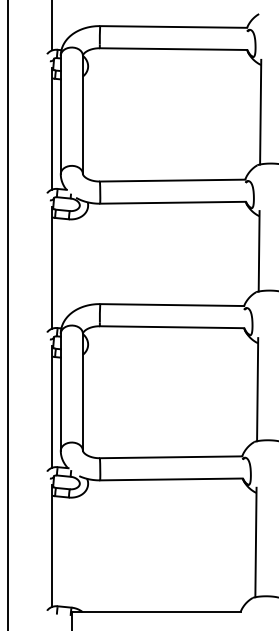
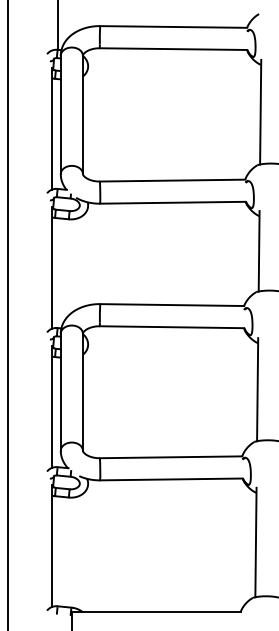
line position: (52, 26) -> (58, 26) (58, 26)
